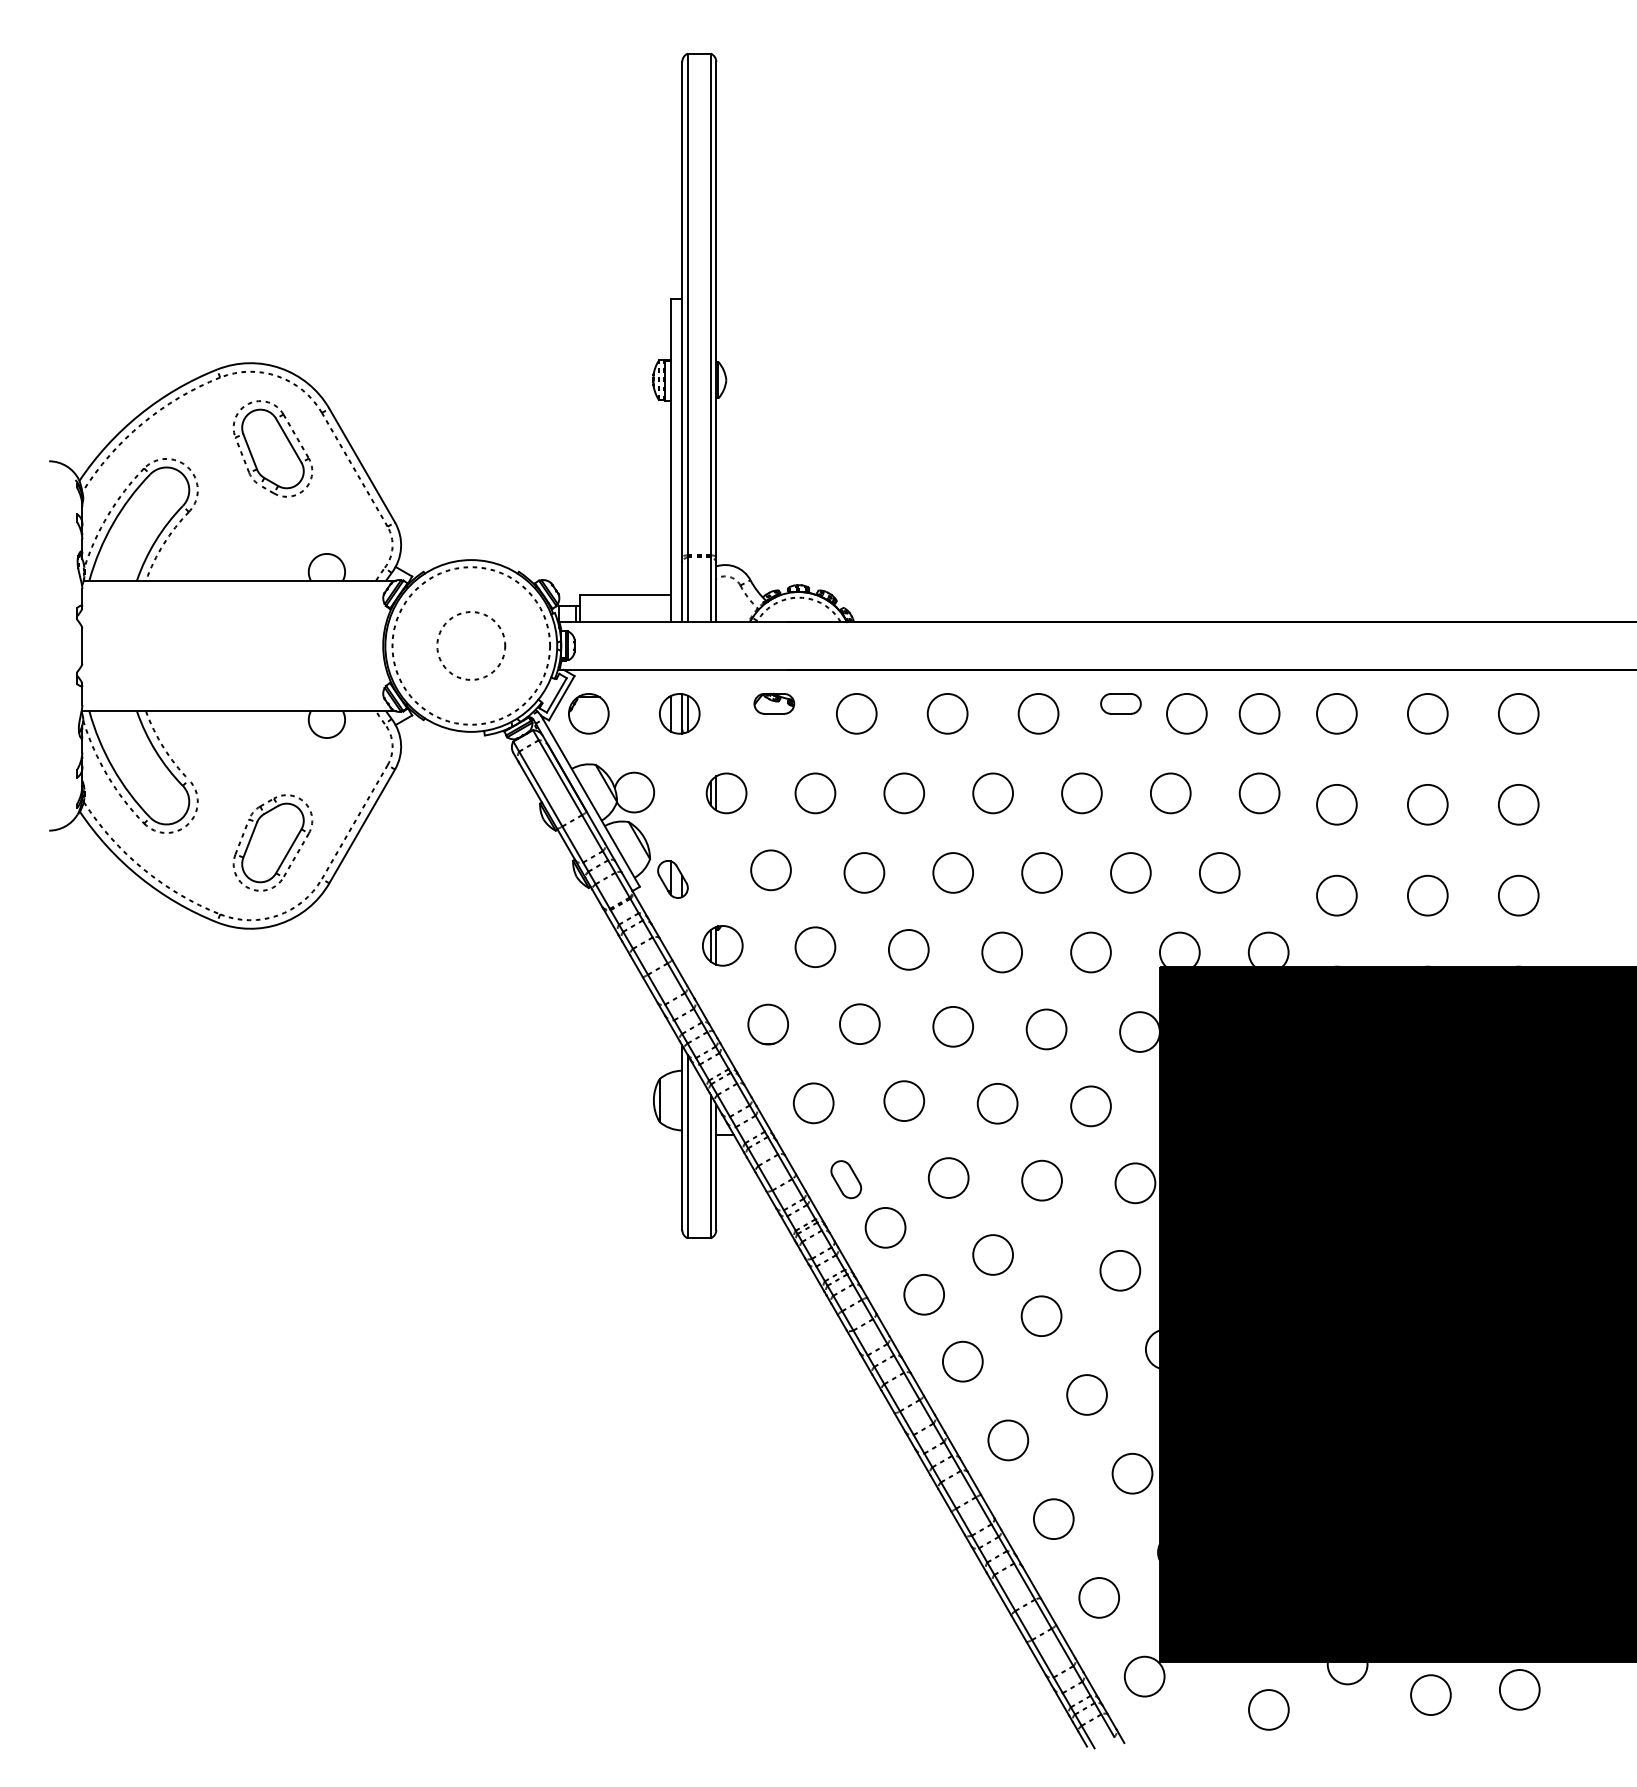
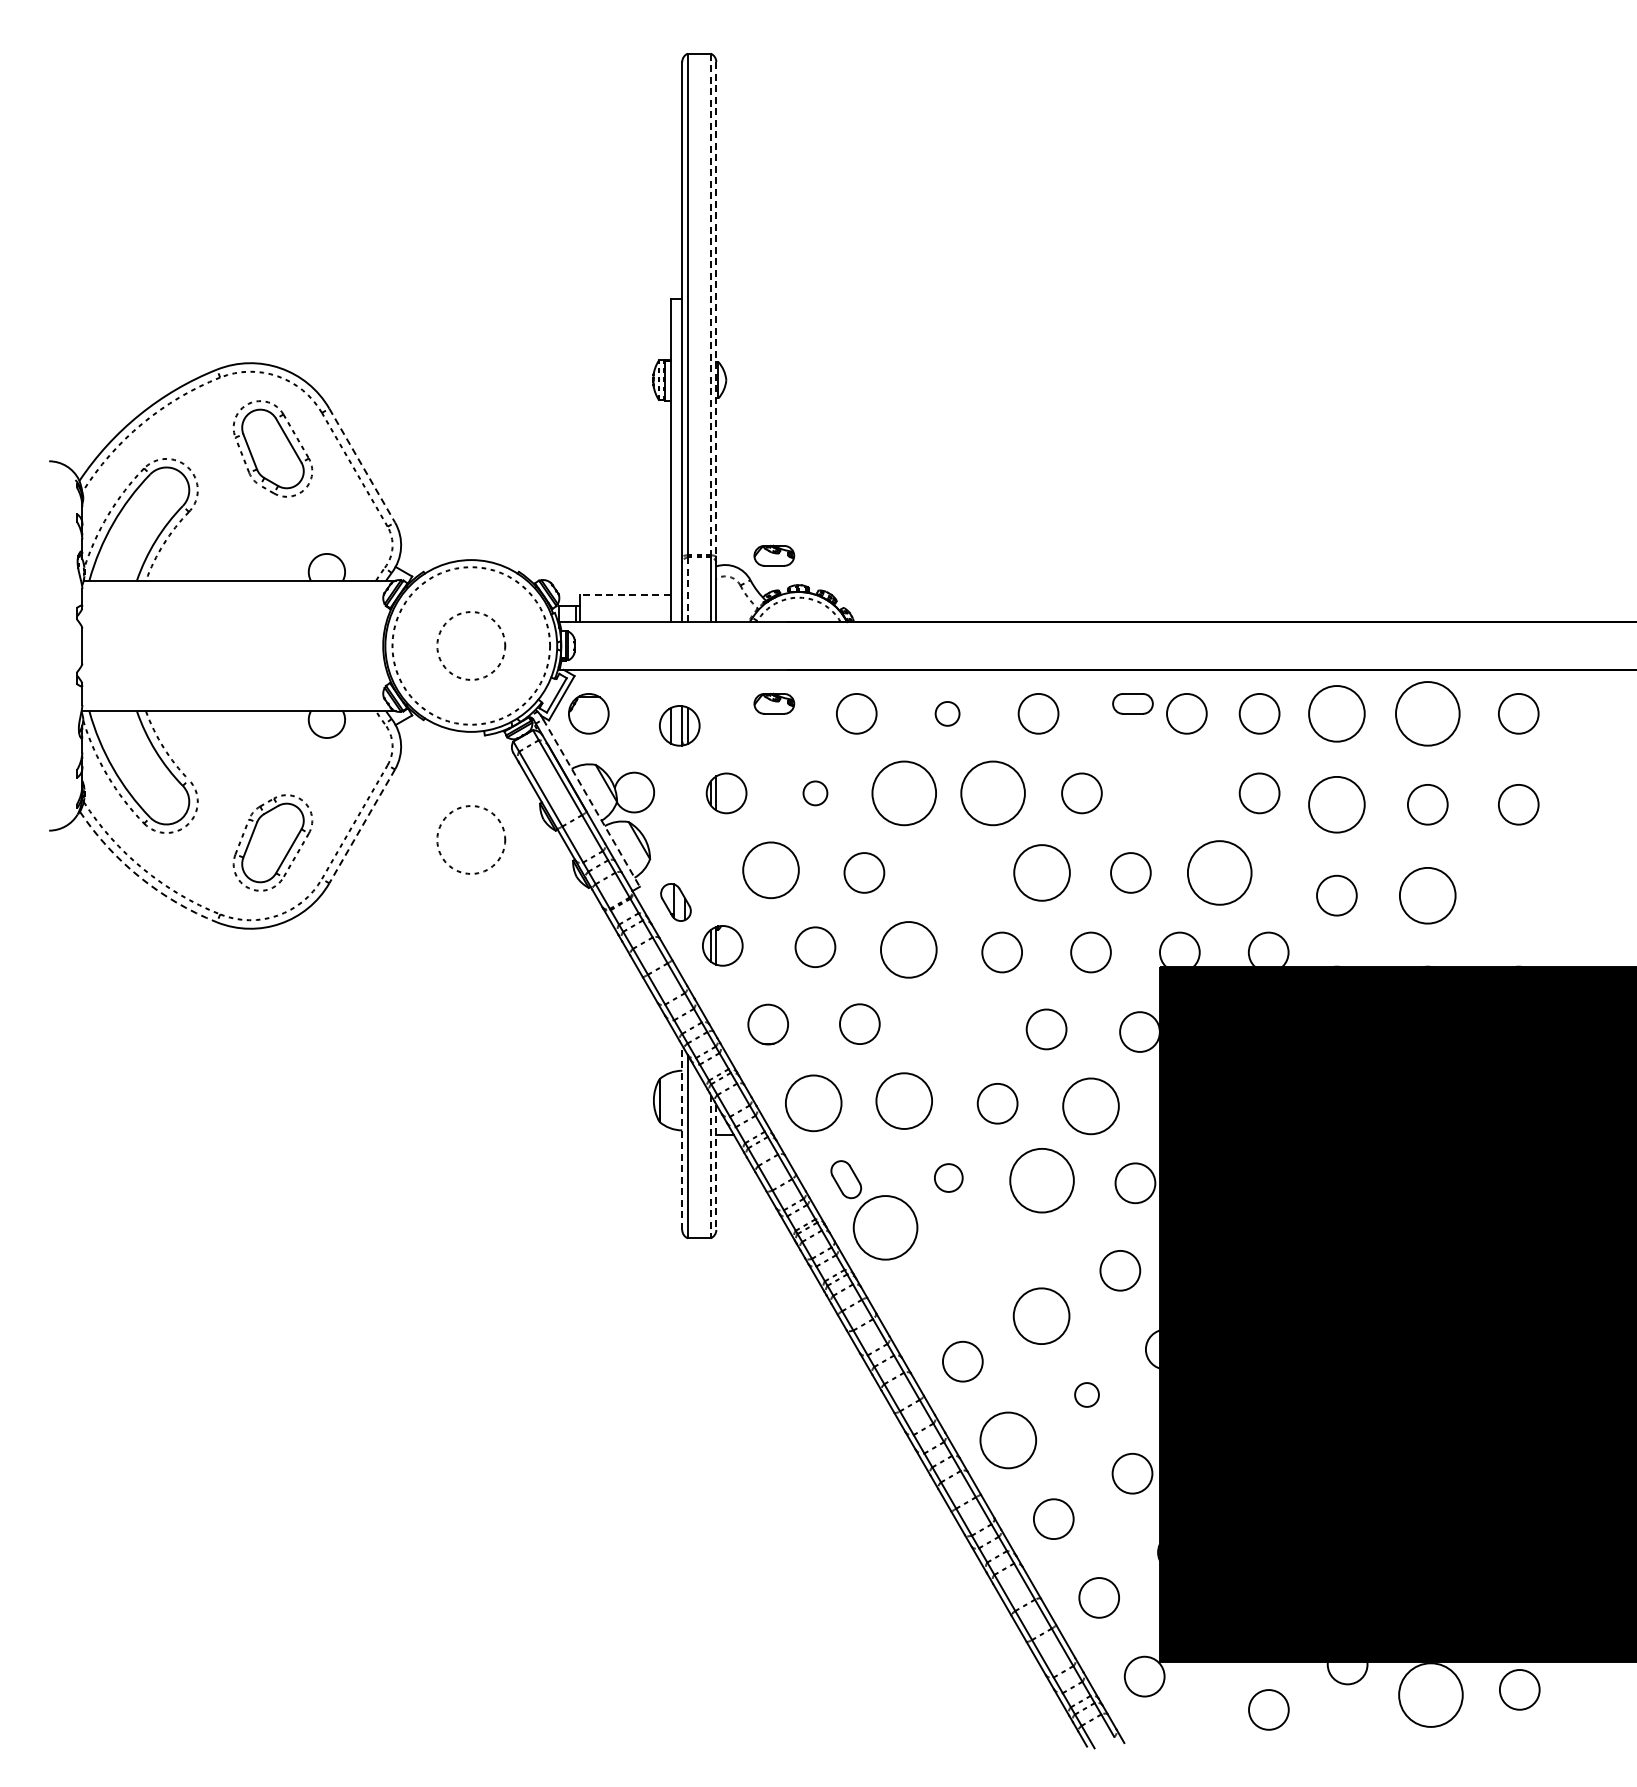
line: solid -> dashed (710, 304)
line: solid -> dashed (716, 309)
line: solid -> dashed (362, 465)
part: none -> present (774, 555)
line: solid -> dashed (687, 590)
line: solid -> dashed (624, 594)
part position: (1120, 703) -> (1132, 703) (1132, 703)
part position: (679, 713) -> (679, 725) (679, 725)
circle size: 43x42 px -> 27x26 px (947, 713)
circle diameter: 40 px -> 56 px (1336, 713)
circle diameter: 40 px -> 64 px (1427, 713)
circle diameter: 40 px -> 24 px (815, 793)
circle diameter: 40 px -> 64 px (904, 793)
circle diameter: 40 px -> 64 px (992, 793)
circle: present -> none (1170, 793)
line: solid -> dashed (591, 803)
circle diameter: 40 px -> 56 px (1336, 804)
line: solid -> dashed (362, 826)
circle: none -> present (471, 839)
circle diameter: 40 px -> 56 px (770, 870)
circle: present -> none (952, 872)
circle diameter: 40 px -> 56 px (1041, 872)
circle diameter: 40 px -> 64 px (1219, 872)
arc: solid -> dashed (140, 877)
part position: (672, 879) -> (675, 902) (675, 902)
circle size: 42x43 px -> 58x58 px (1427, 895)
circle: present -> none (1518, 895)
circle diameter: 40 px -> 56 px (908, 949)
circle: present -> none (952, 1026)
circle diameter: 40 px -> 56 px (904, 1100)
circle diameter: 40 px -> 56 px (813, 1103)
circle diameter: 40 px -> 56 px (1090, 1106)
line: solid -> dashed (682, 1137)
line: solid -> dashed (710, 1166)
line: solid -> dashed (716, 1167)
circle size: 42x42 px -> 30x30 px (948, 1177)
circle diameter: 40 px -> 64 px (1041, 1180)
circle diameter: 40 px -> 64 px (885, 1227)
circle: present -> none (992, 1254)
circle: present -> none (923, 1294)
circle diameter: 40 px -> 56 px (1041, 1316)
circle size: 42x42 px -> 26x26 px (1086, 1394)
circle diameter: 40 px -> 56 px (1008, 1440)
circle diameter: 40 px -> 64 px (1430, 1694)
